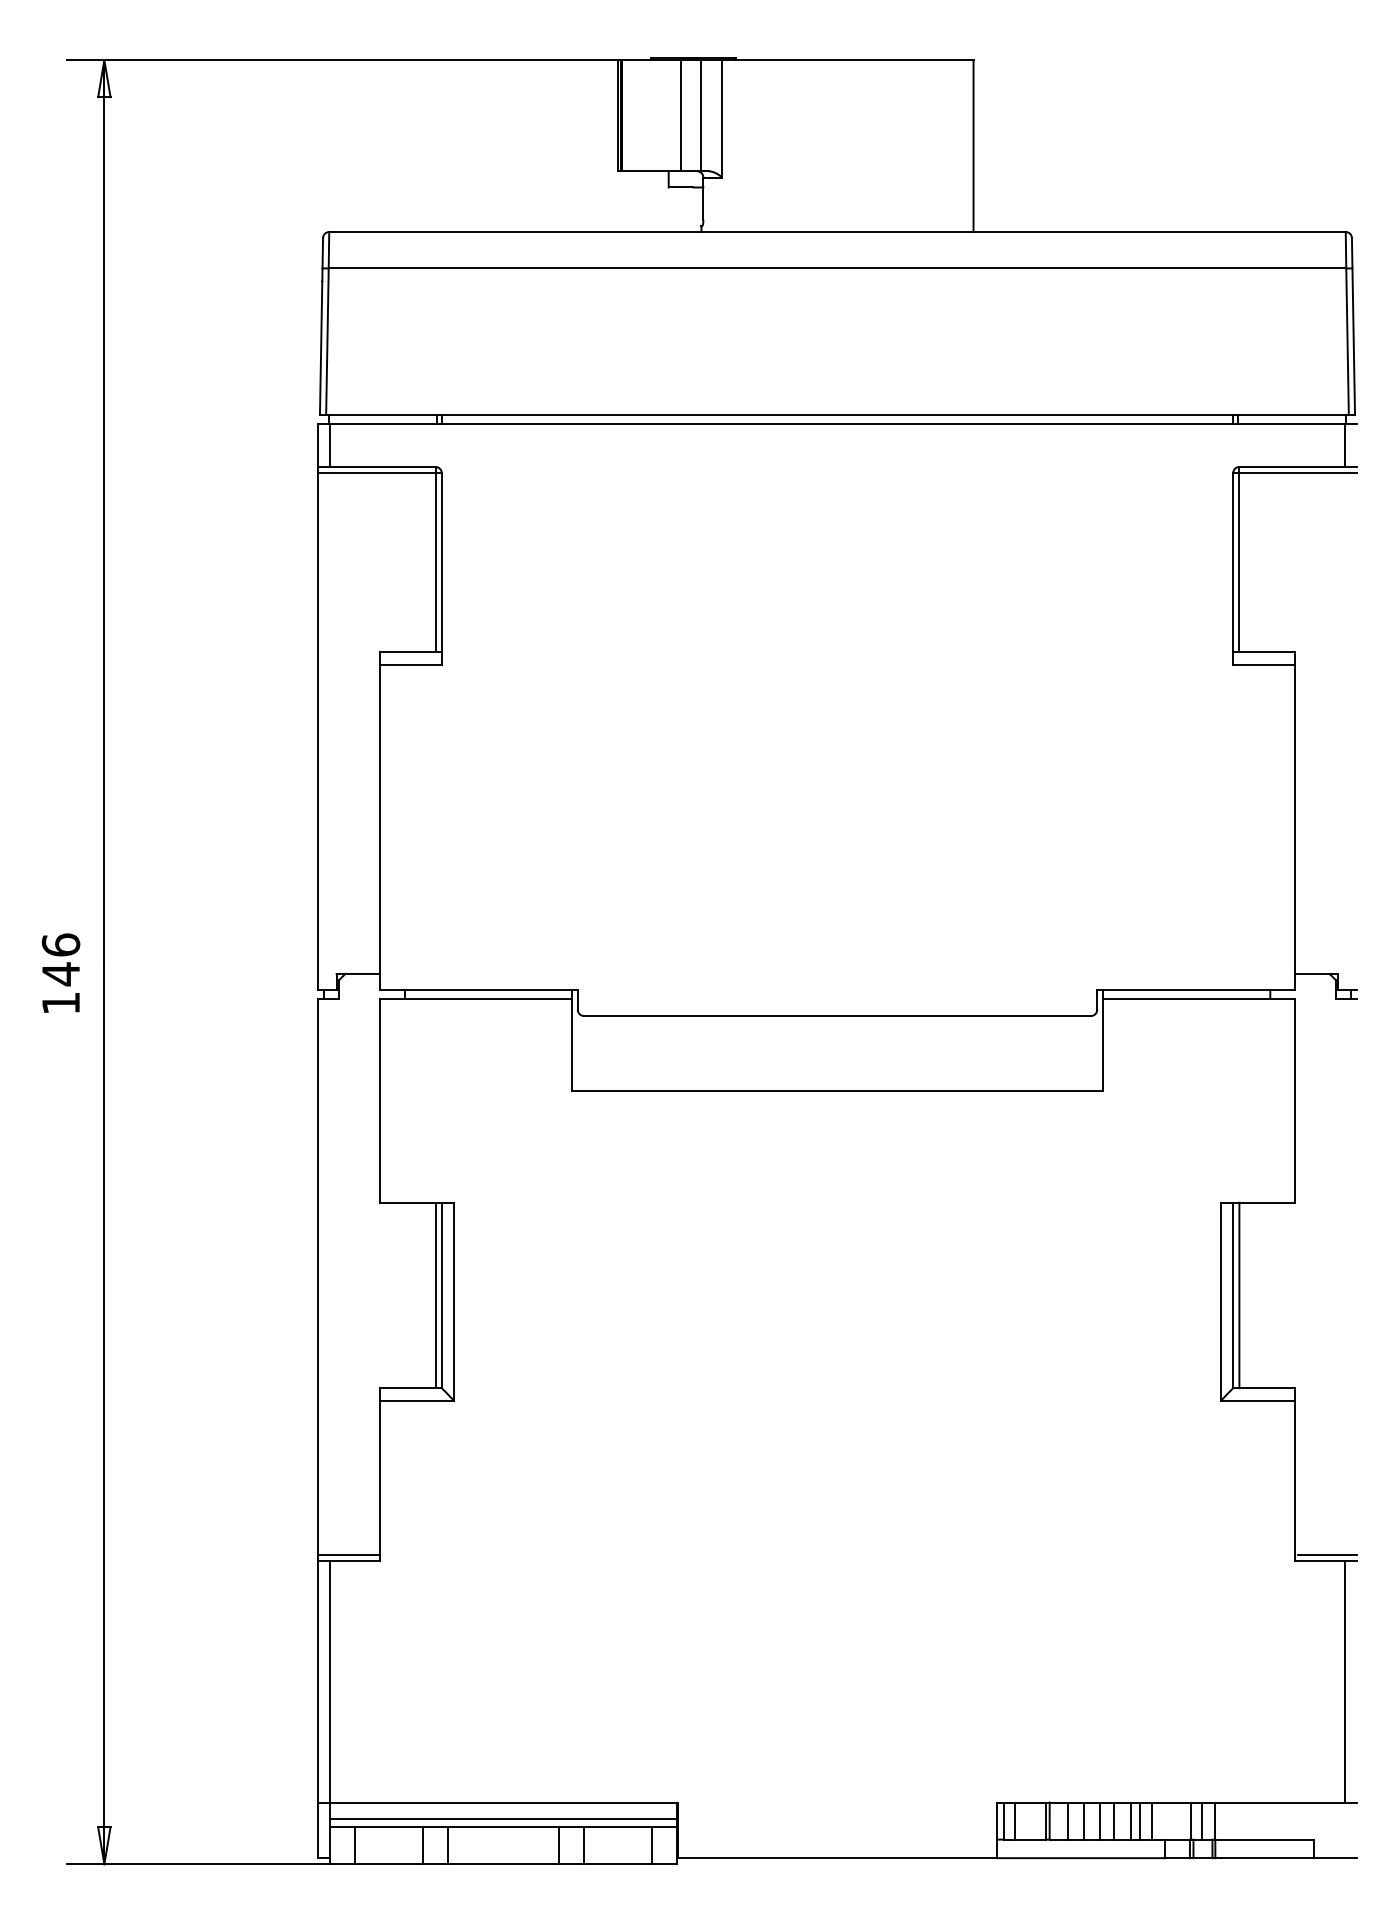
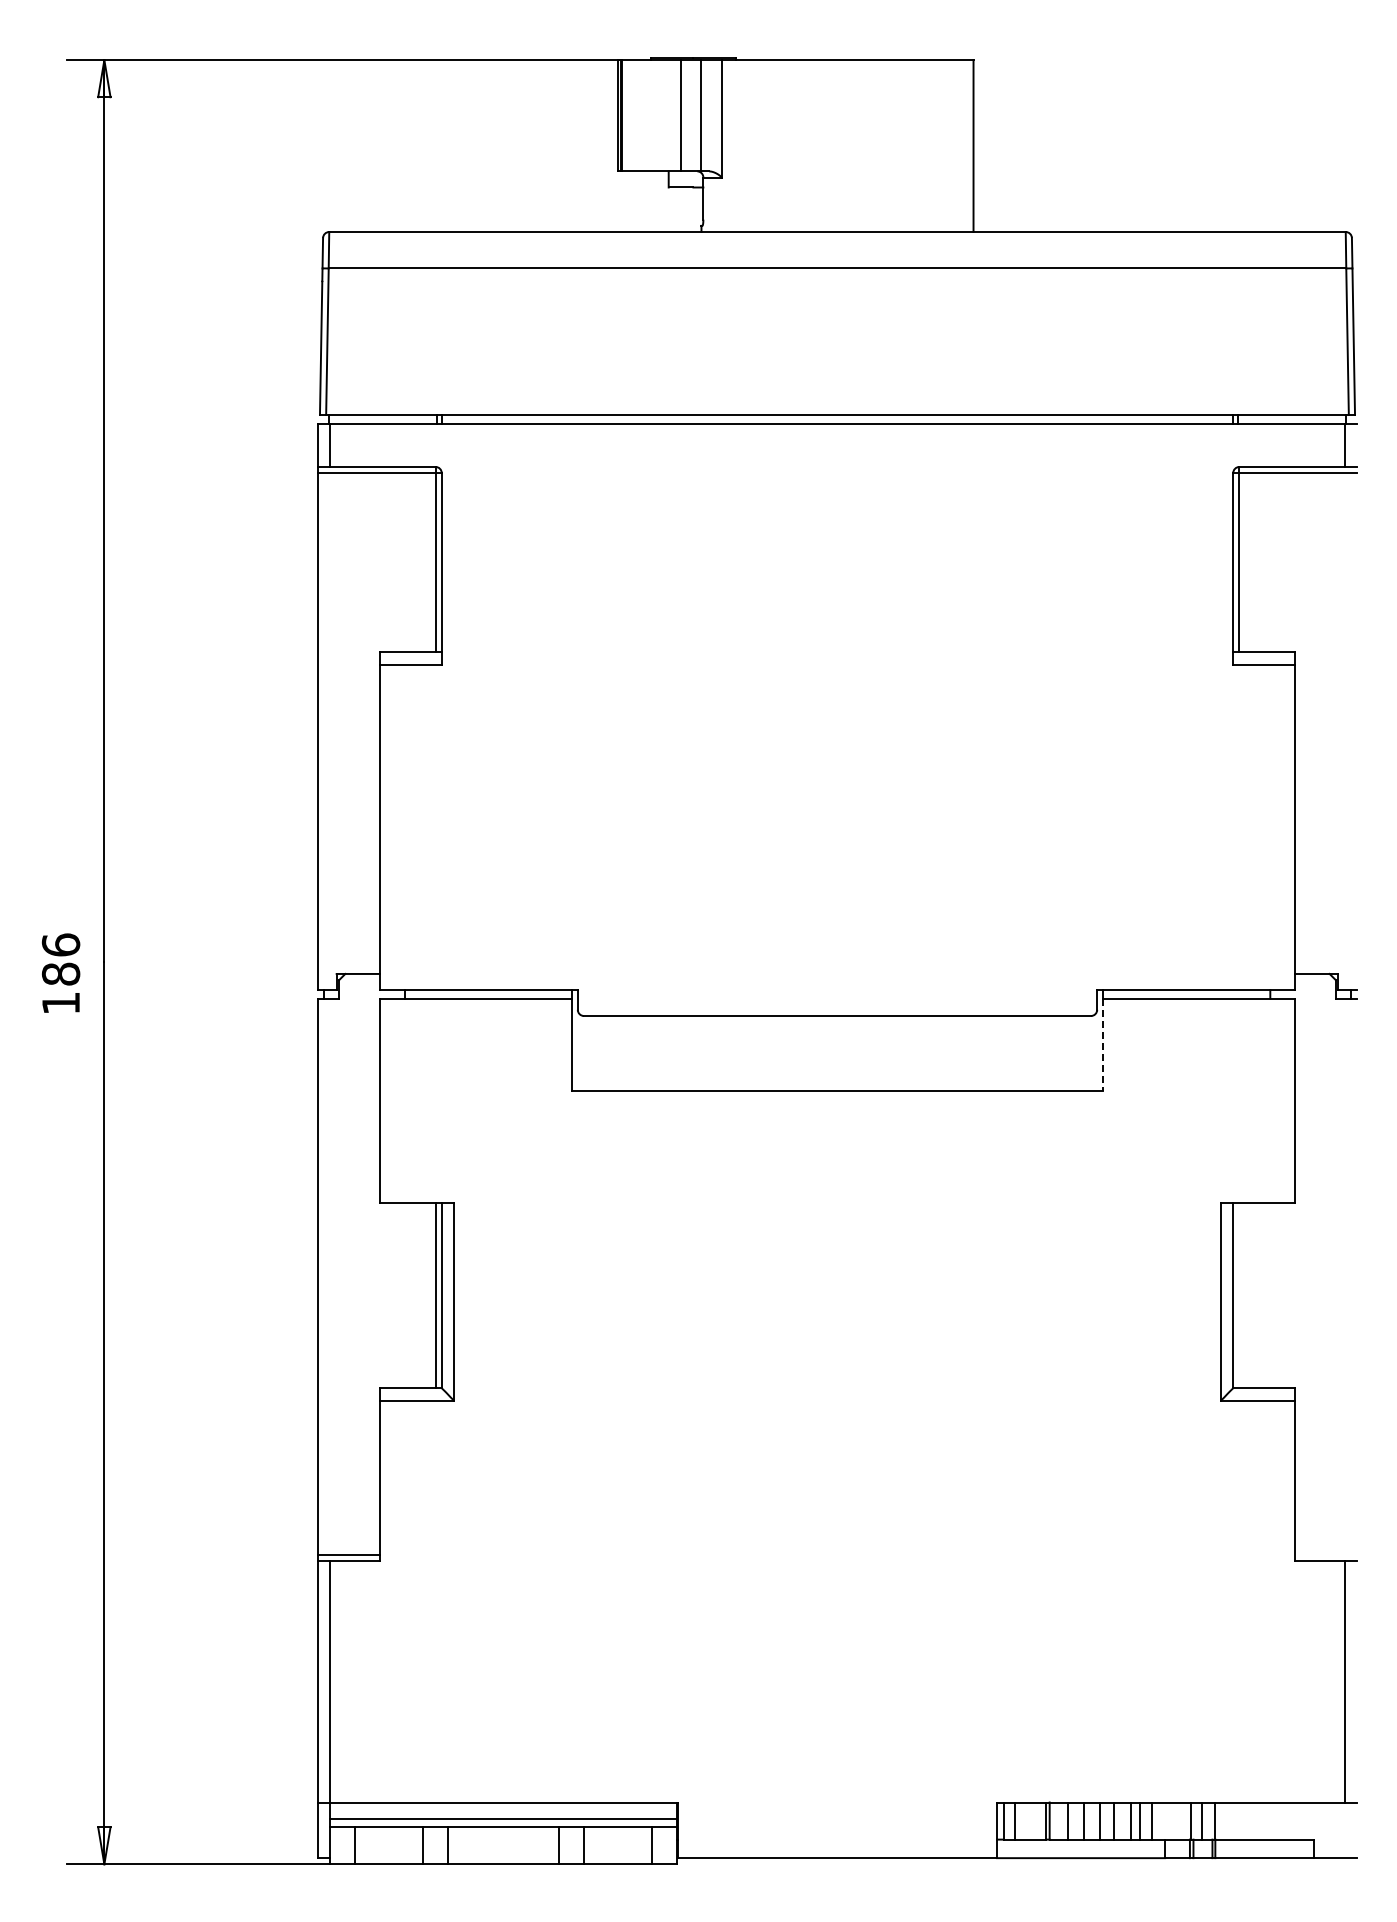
text: 146 -> 186 (60, 974)
line: solid -> dashed (1103, 1045)
line: present -> none (1239, 1295)
line: present -> none (1327, 1555)
